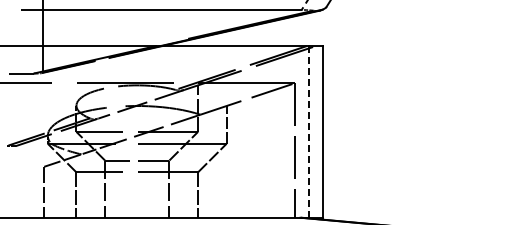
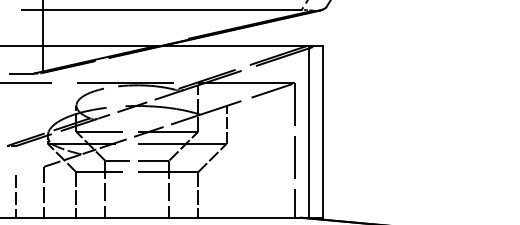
line: dashed -> solid (308, 131)
line: none -> present (15, 195)
